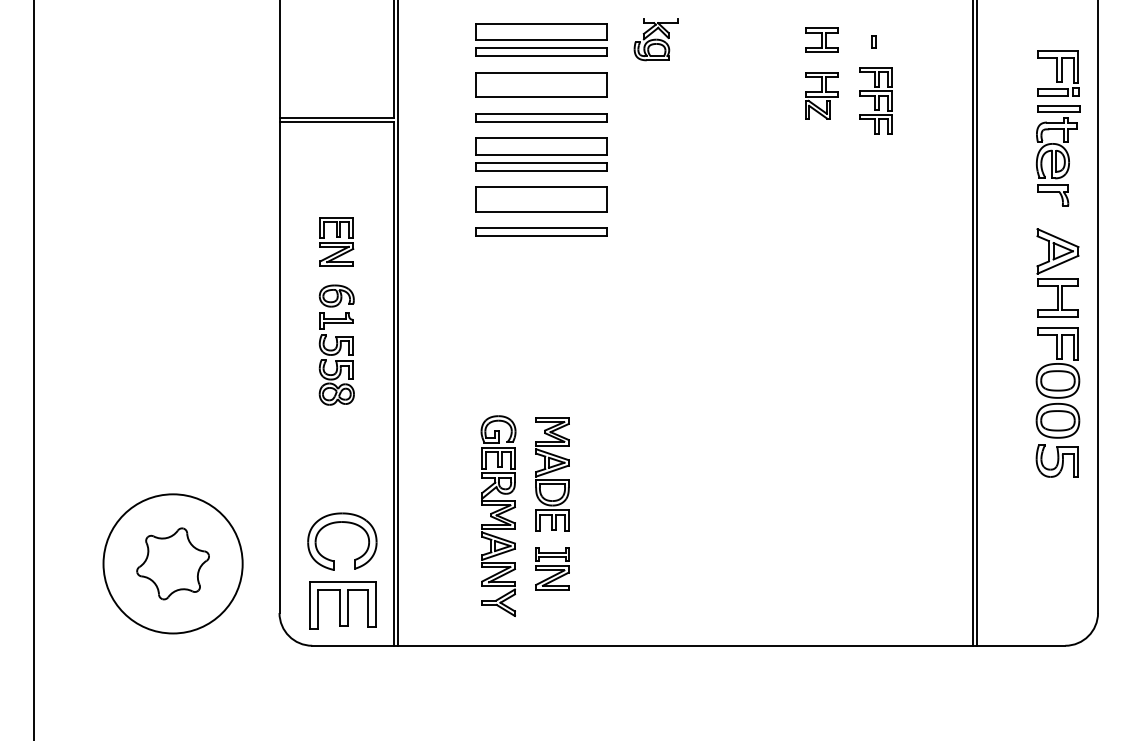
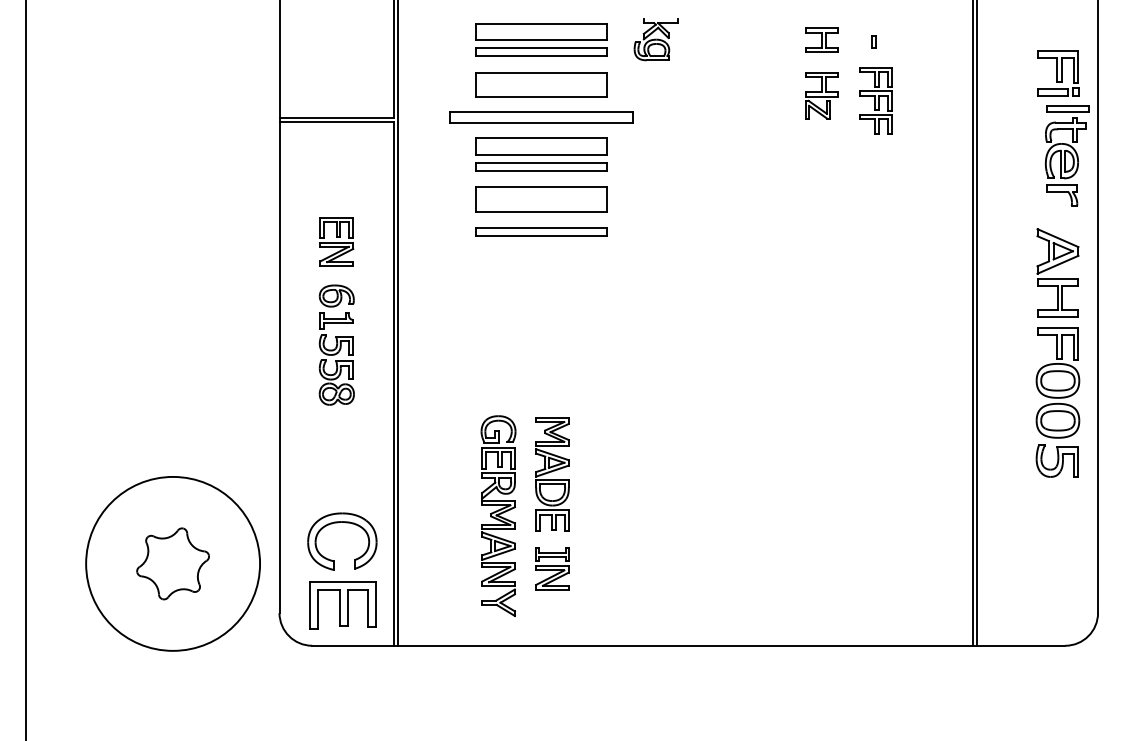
part size: 133x10 px -> 185x13 px (541, 117)
part position: (1058, 155) -> (1067, 155) (1067, 155)
line position: (33, 369) -> (25, 369) (25, 369)
circle diameter: 139 px -> 174 px (173, 563)
